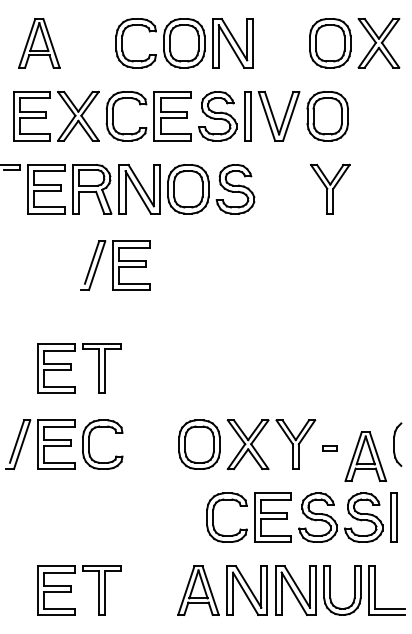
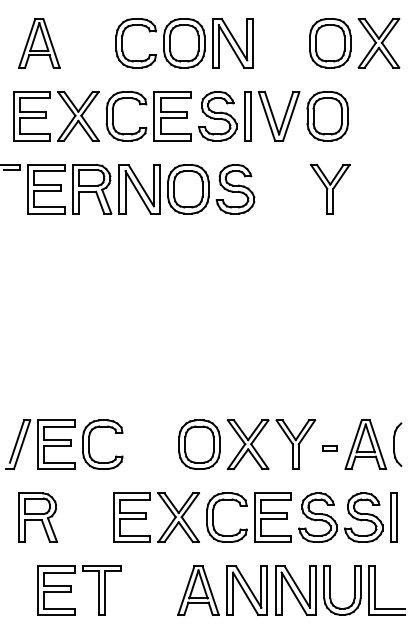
part: present -> none (115, 265)
part: present -> none (71, 368)
part position: (365, 456) -> (365, 444) (365, 444)
part: none -> present (38, 517)
part: none -> present (146, 517)
